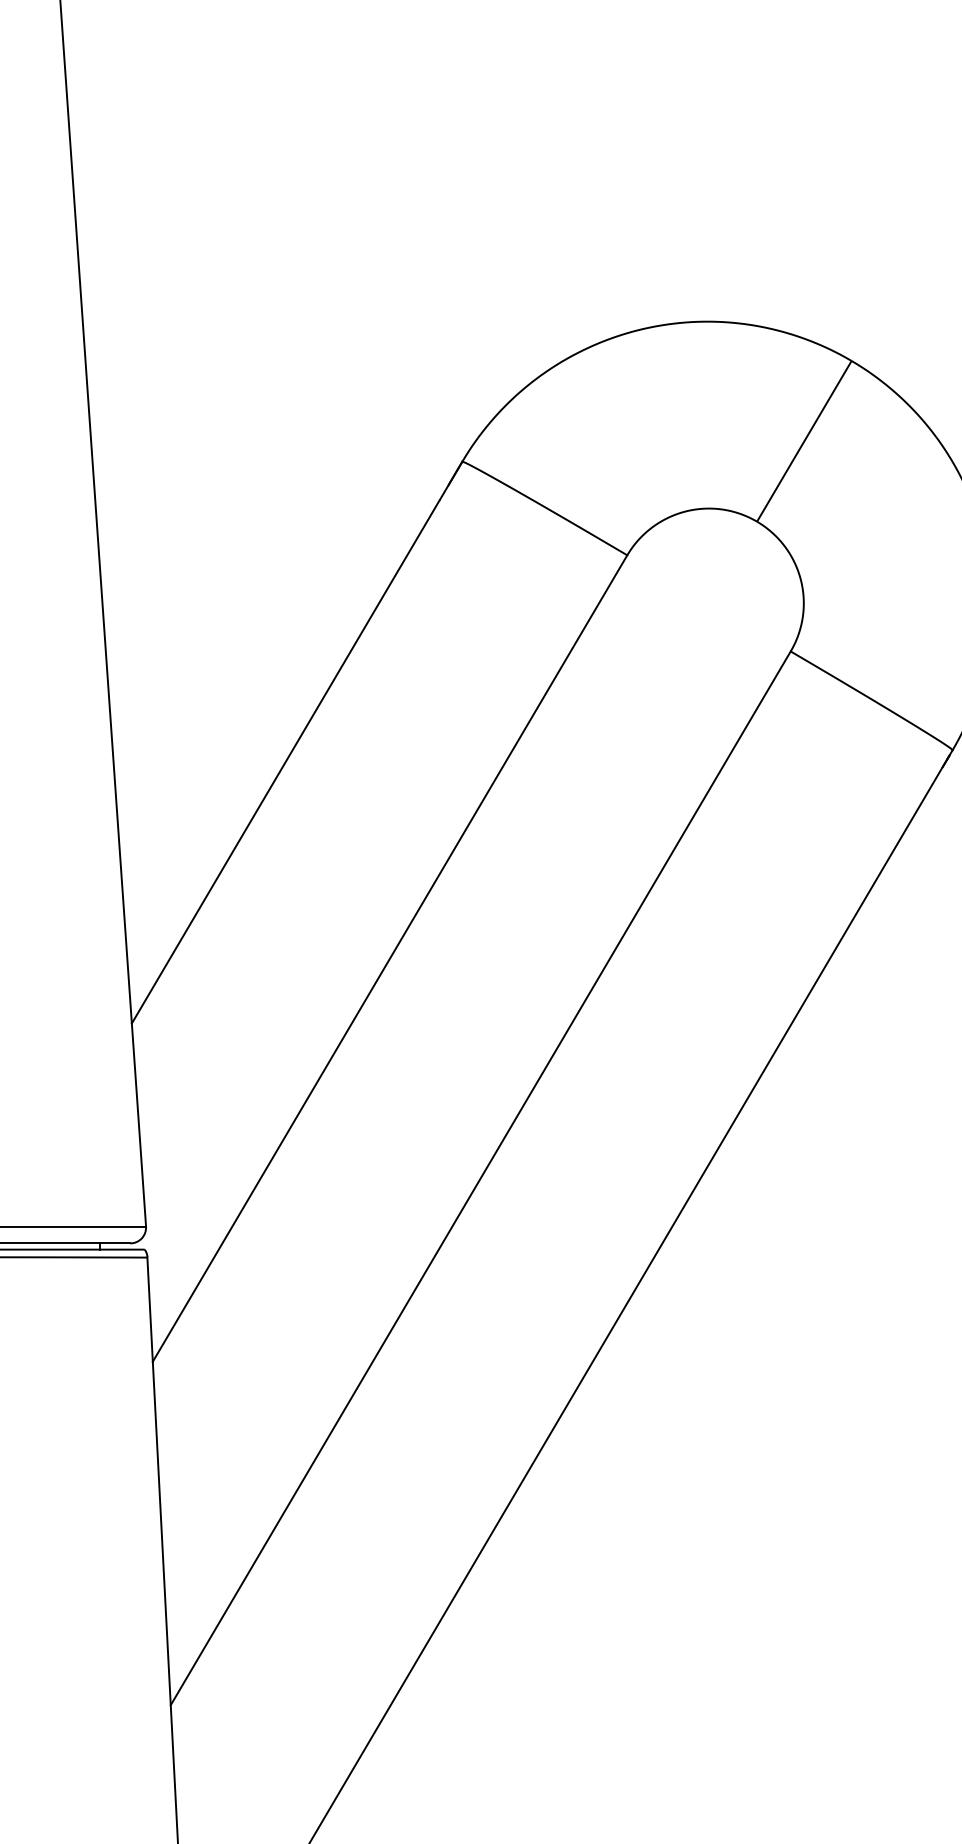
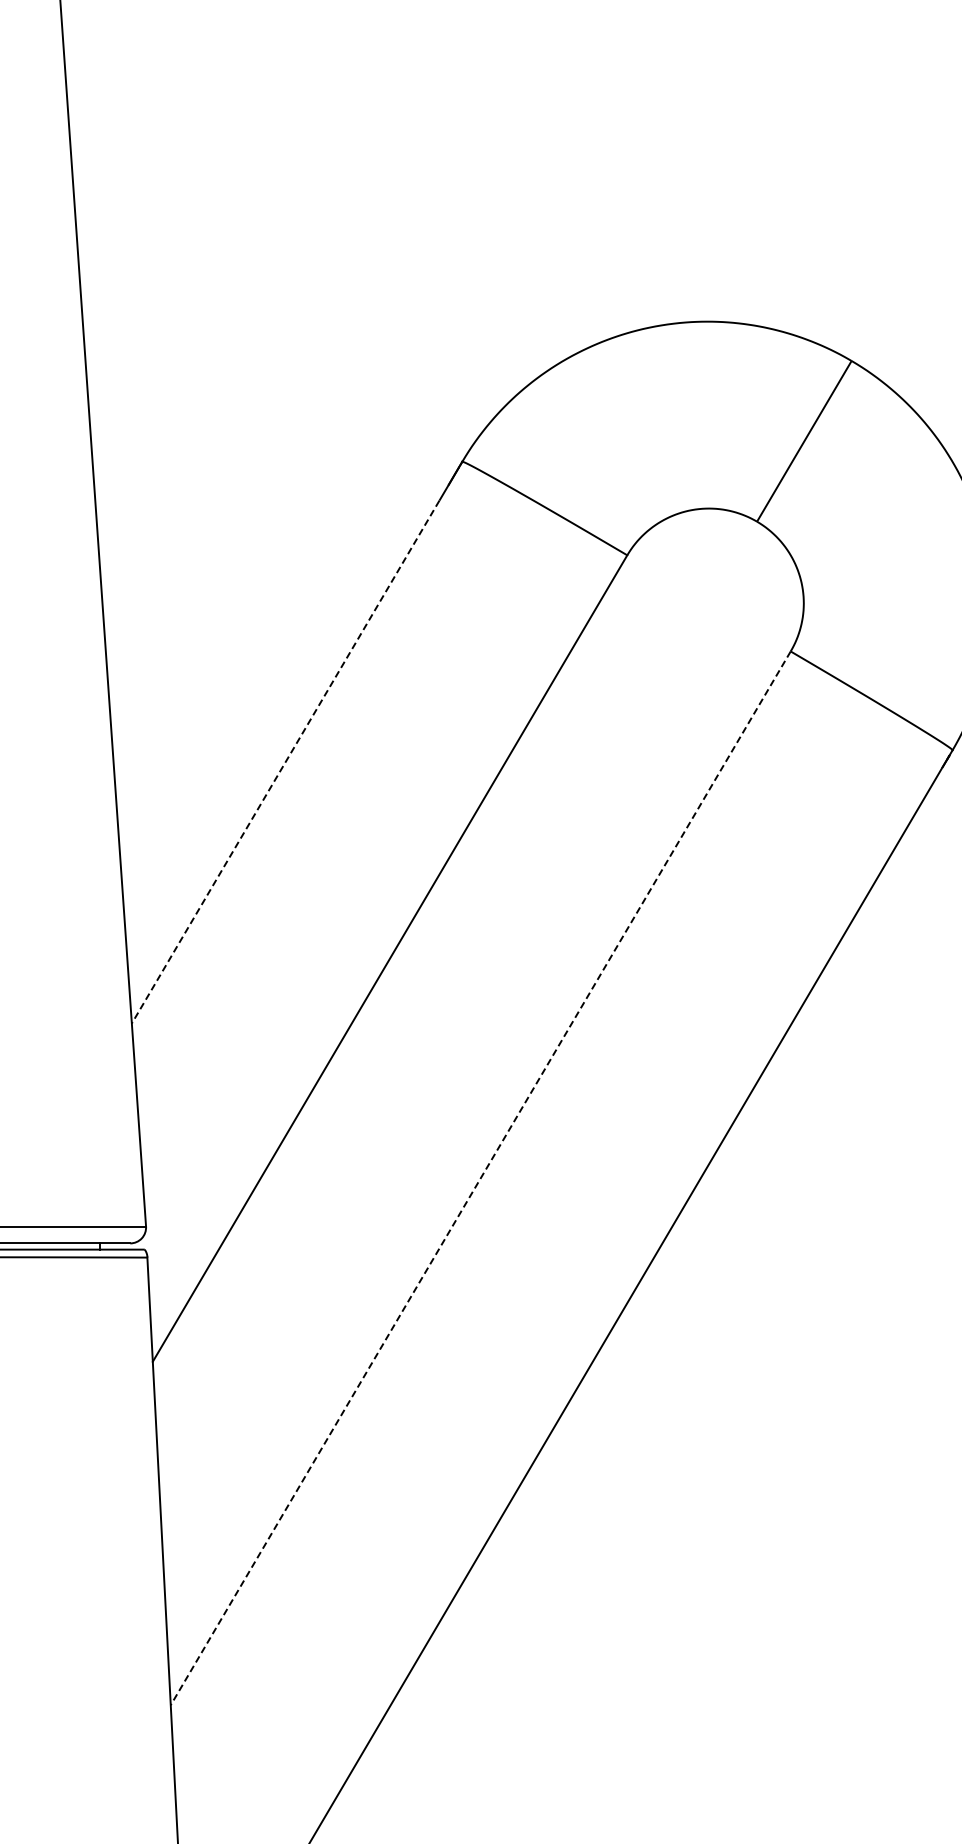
line: solid -> dashed (285, 762)
line: solid -> dashed (480, 1178)
